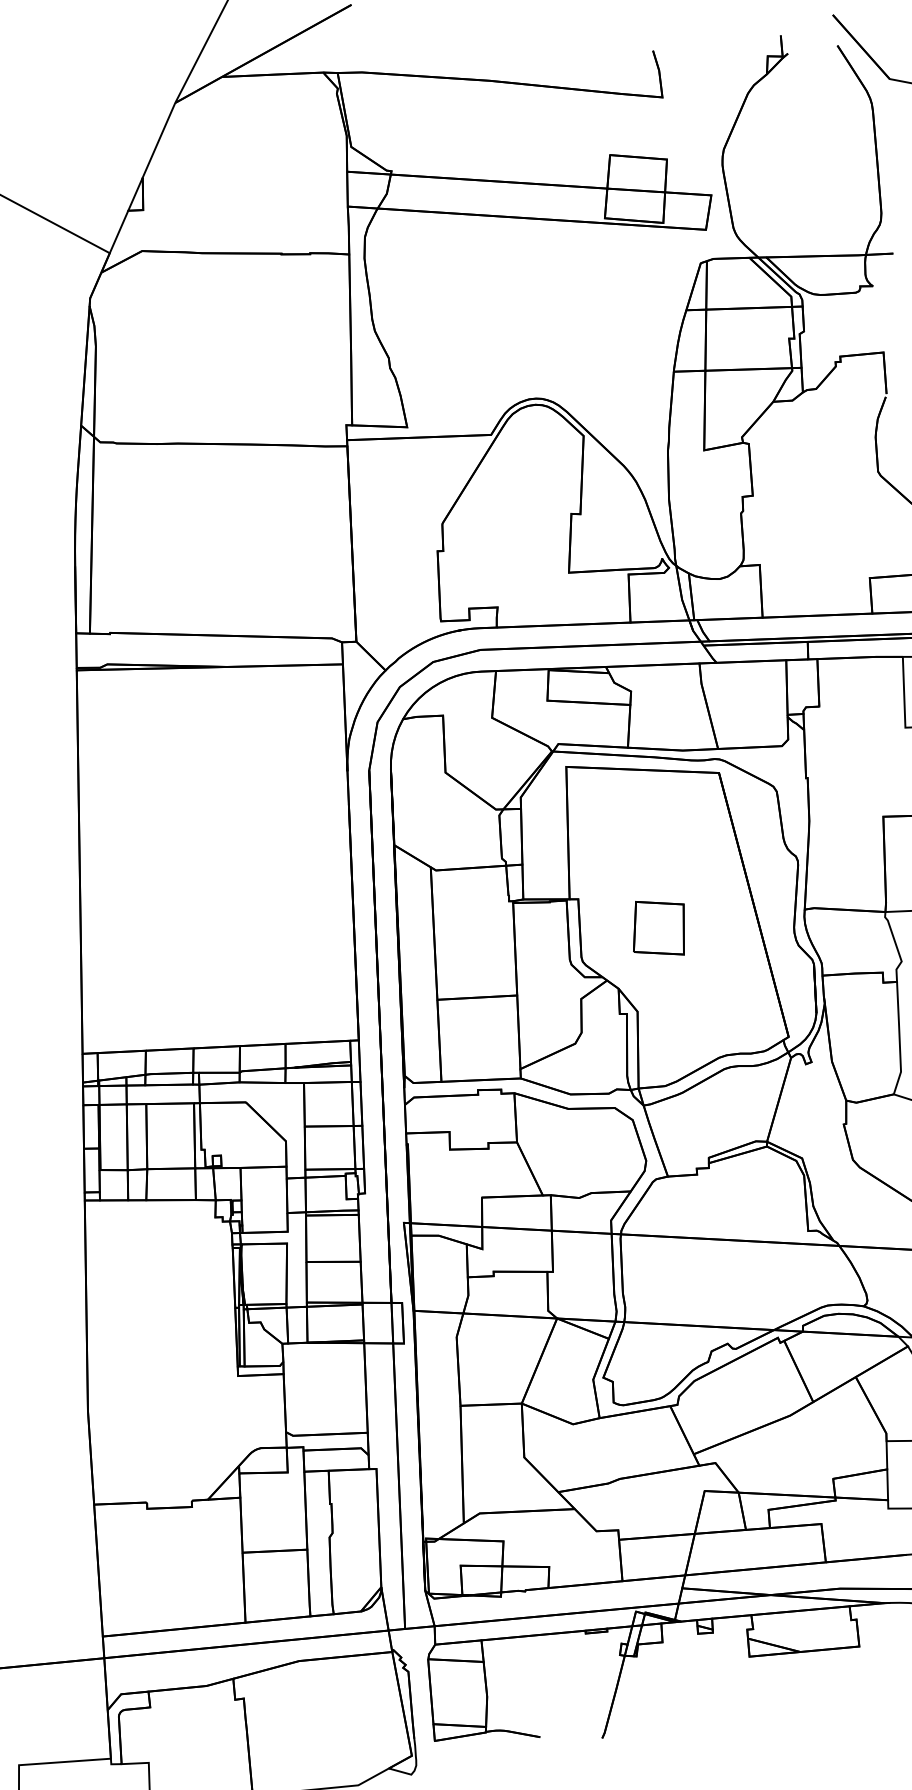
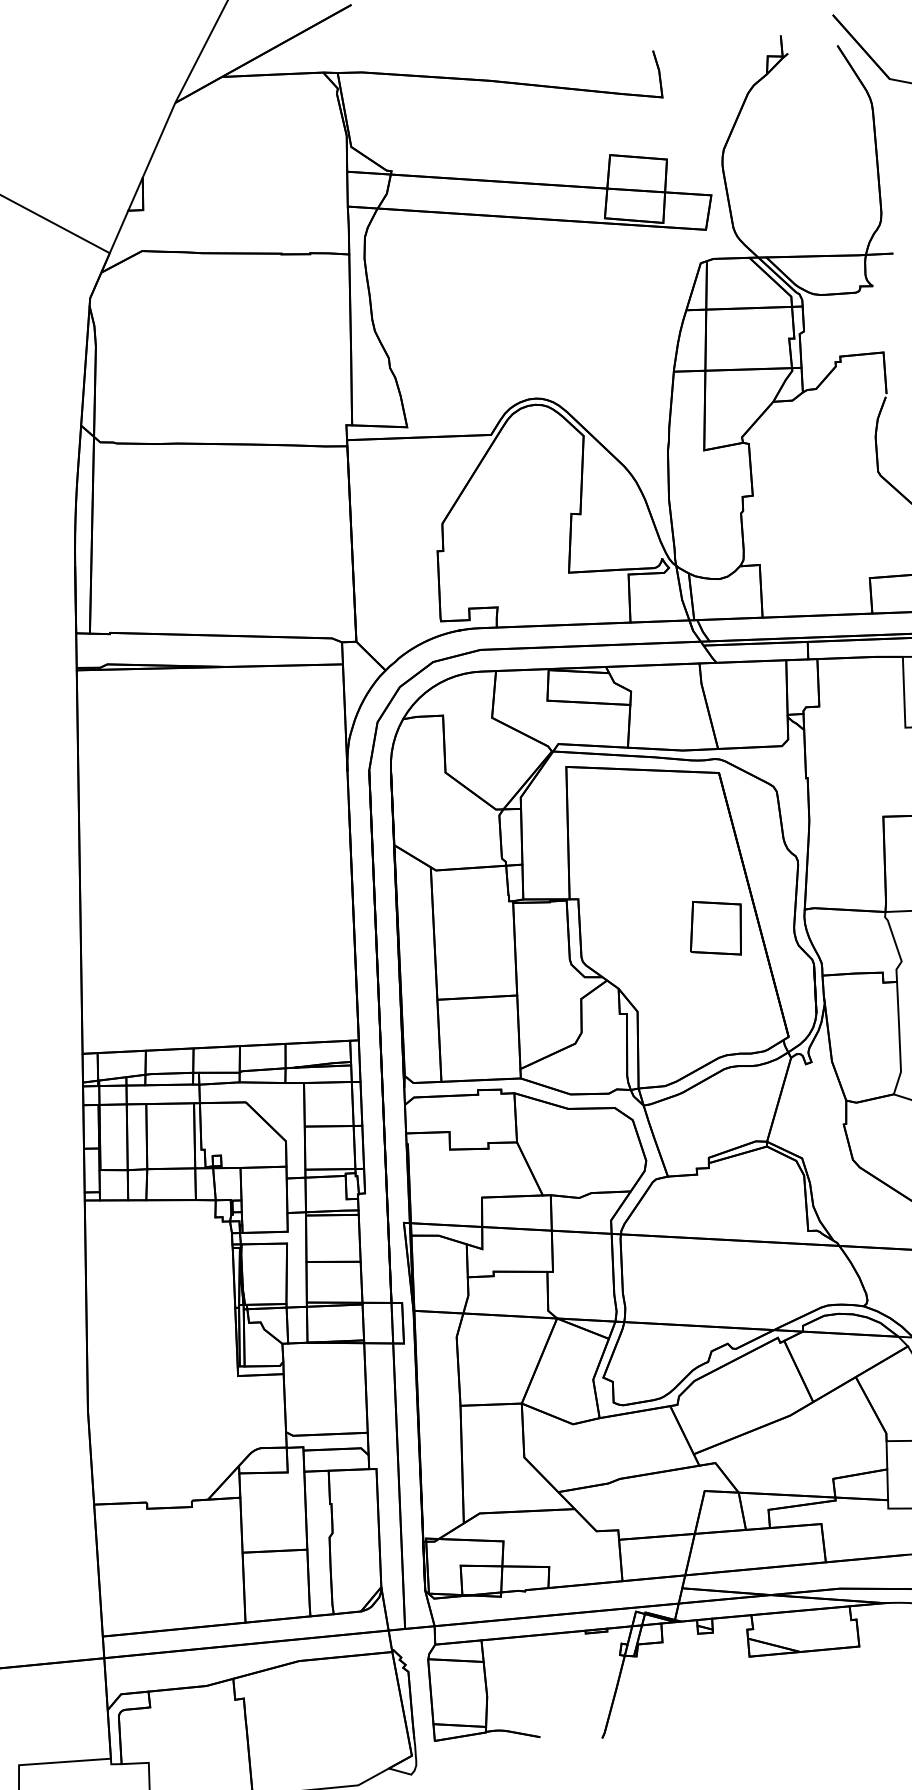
part position: (658, 928) -> (715, 928) (715, 928)
